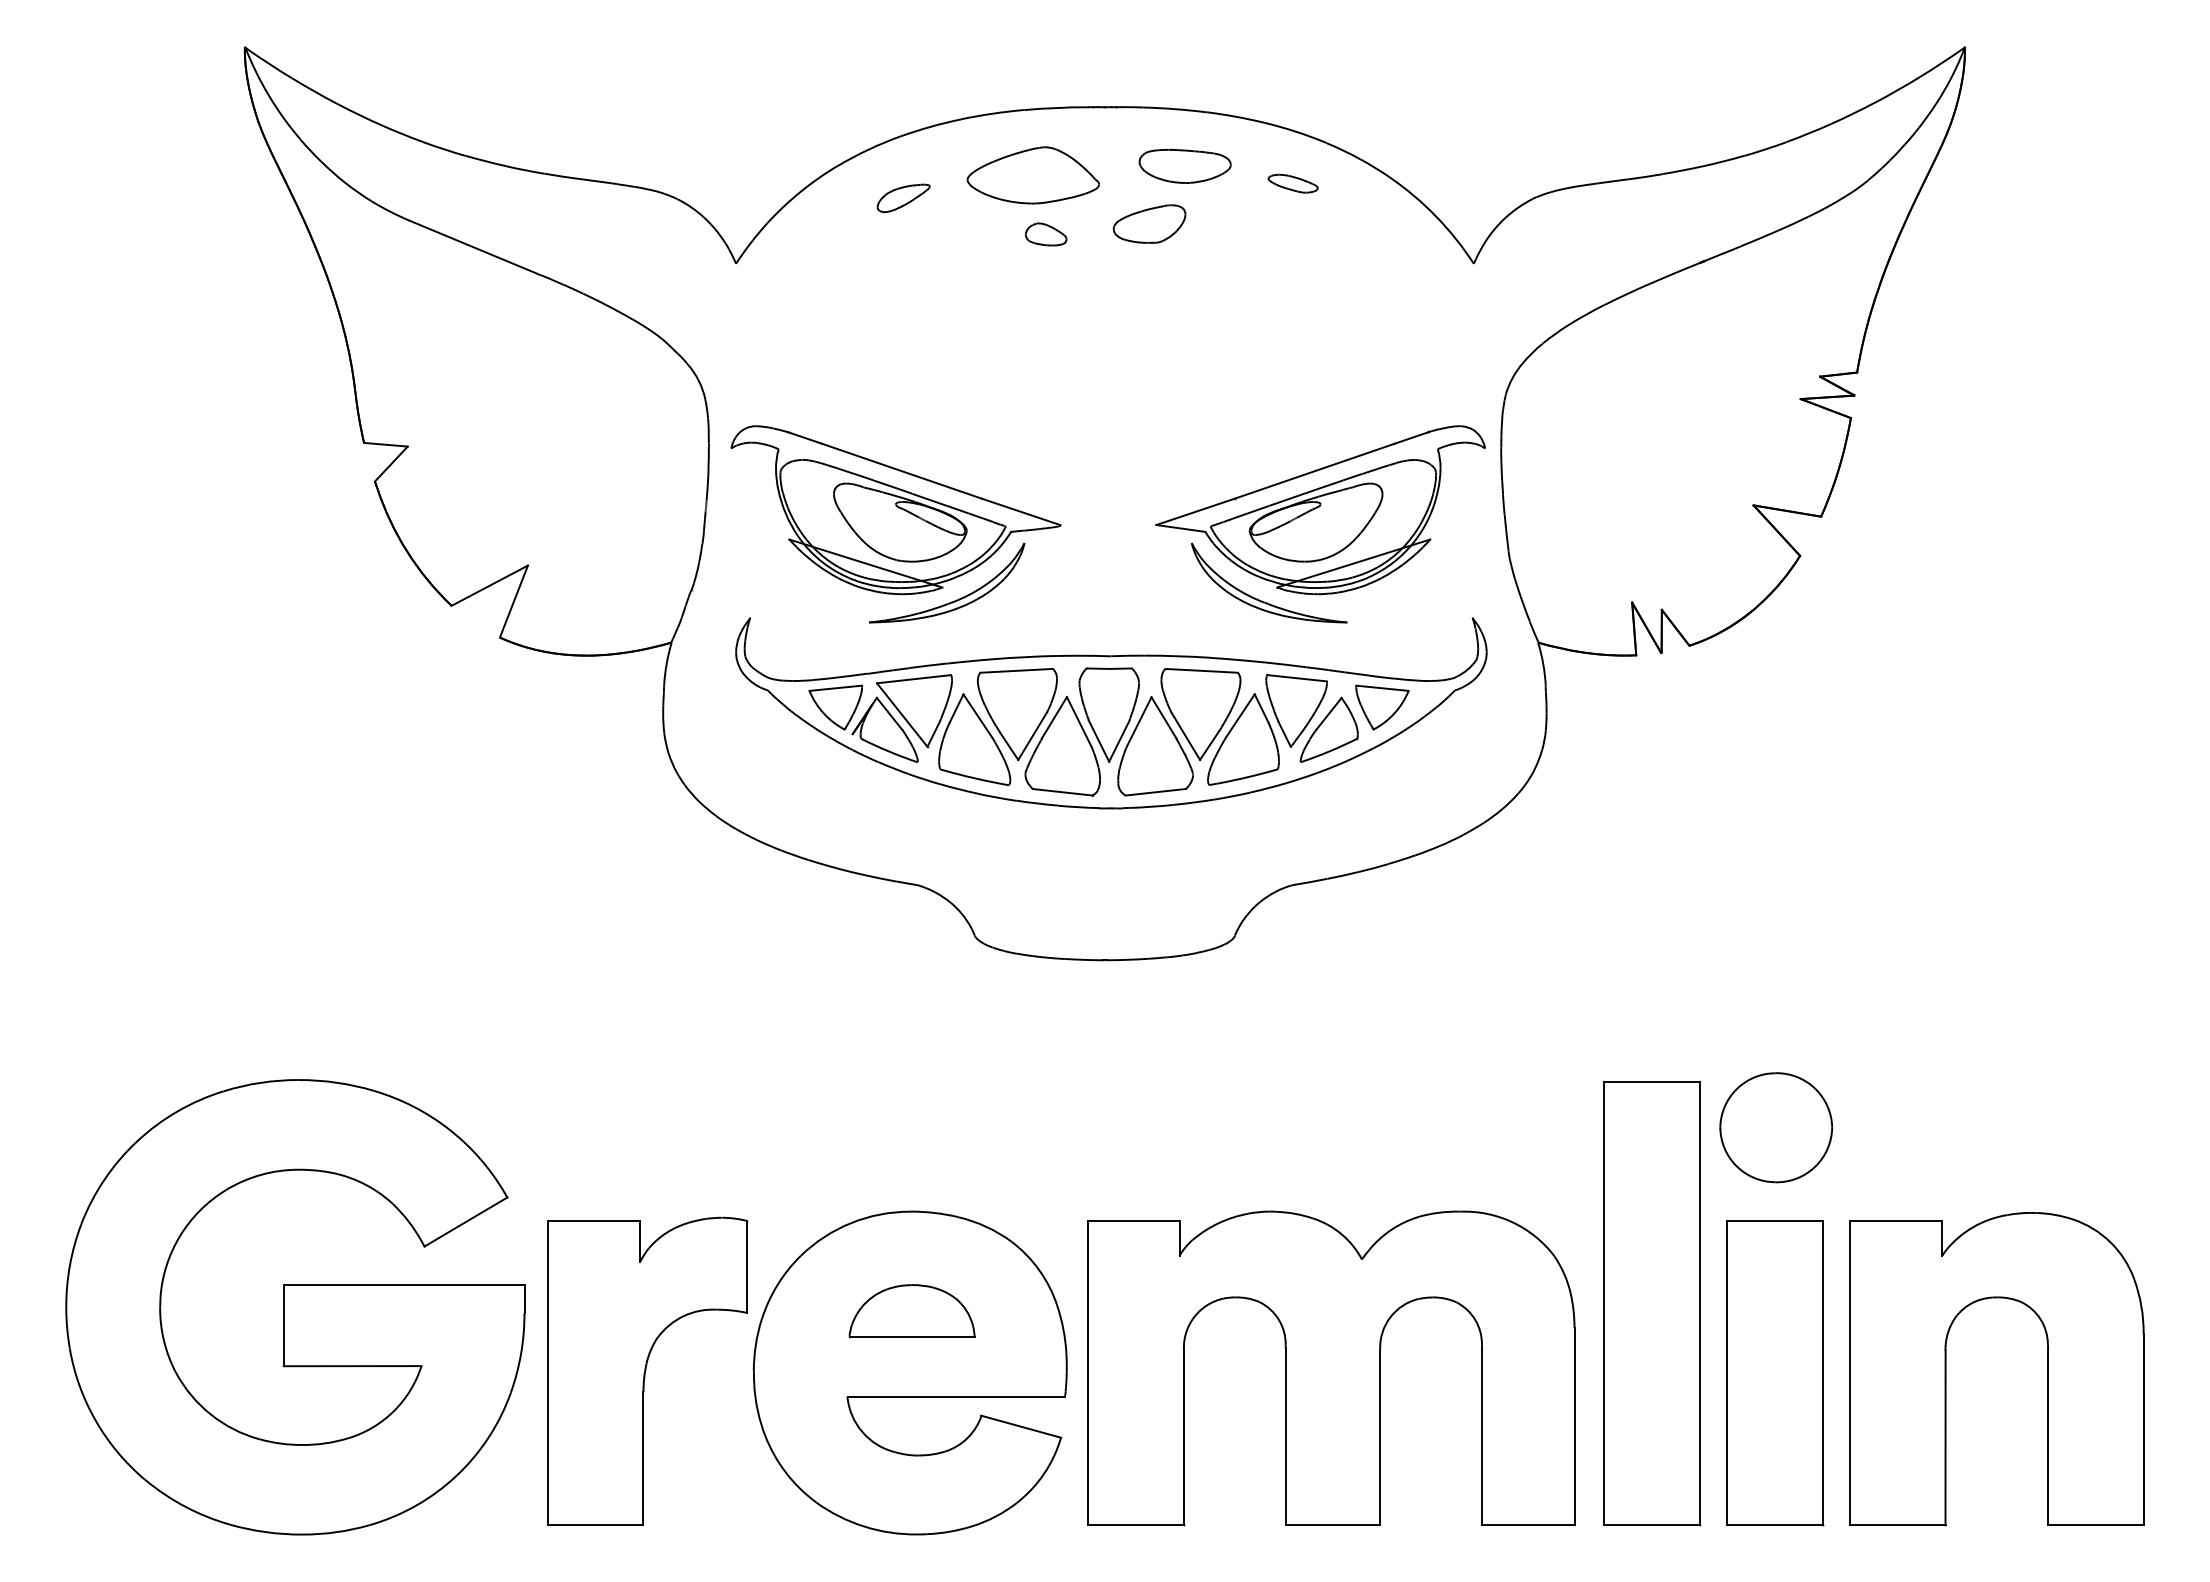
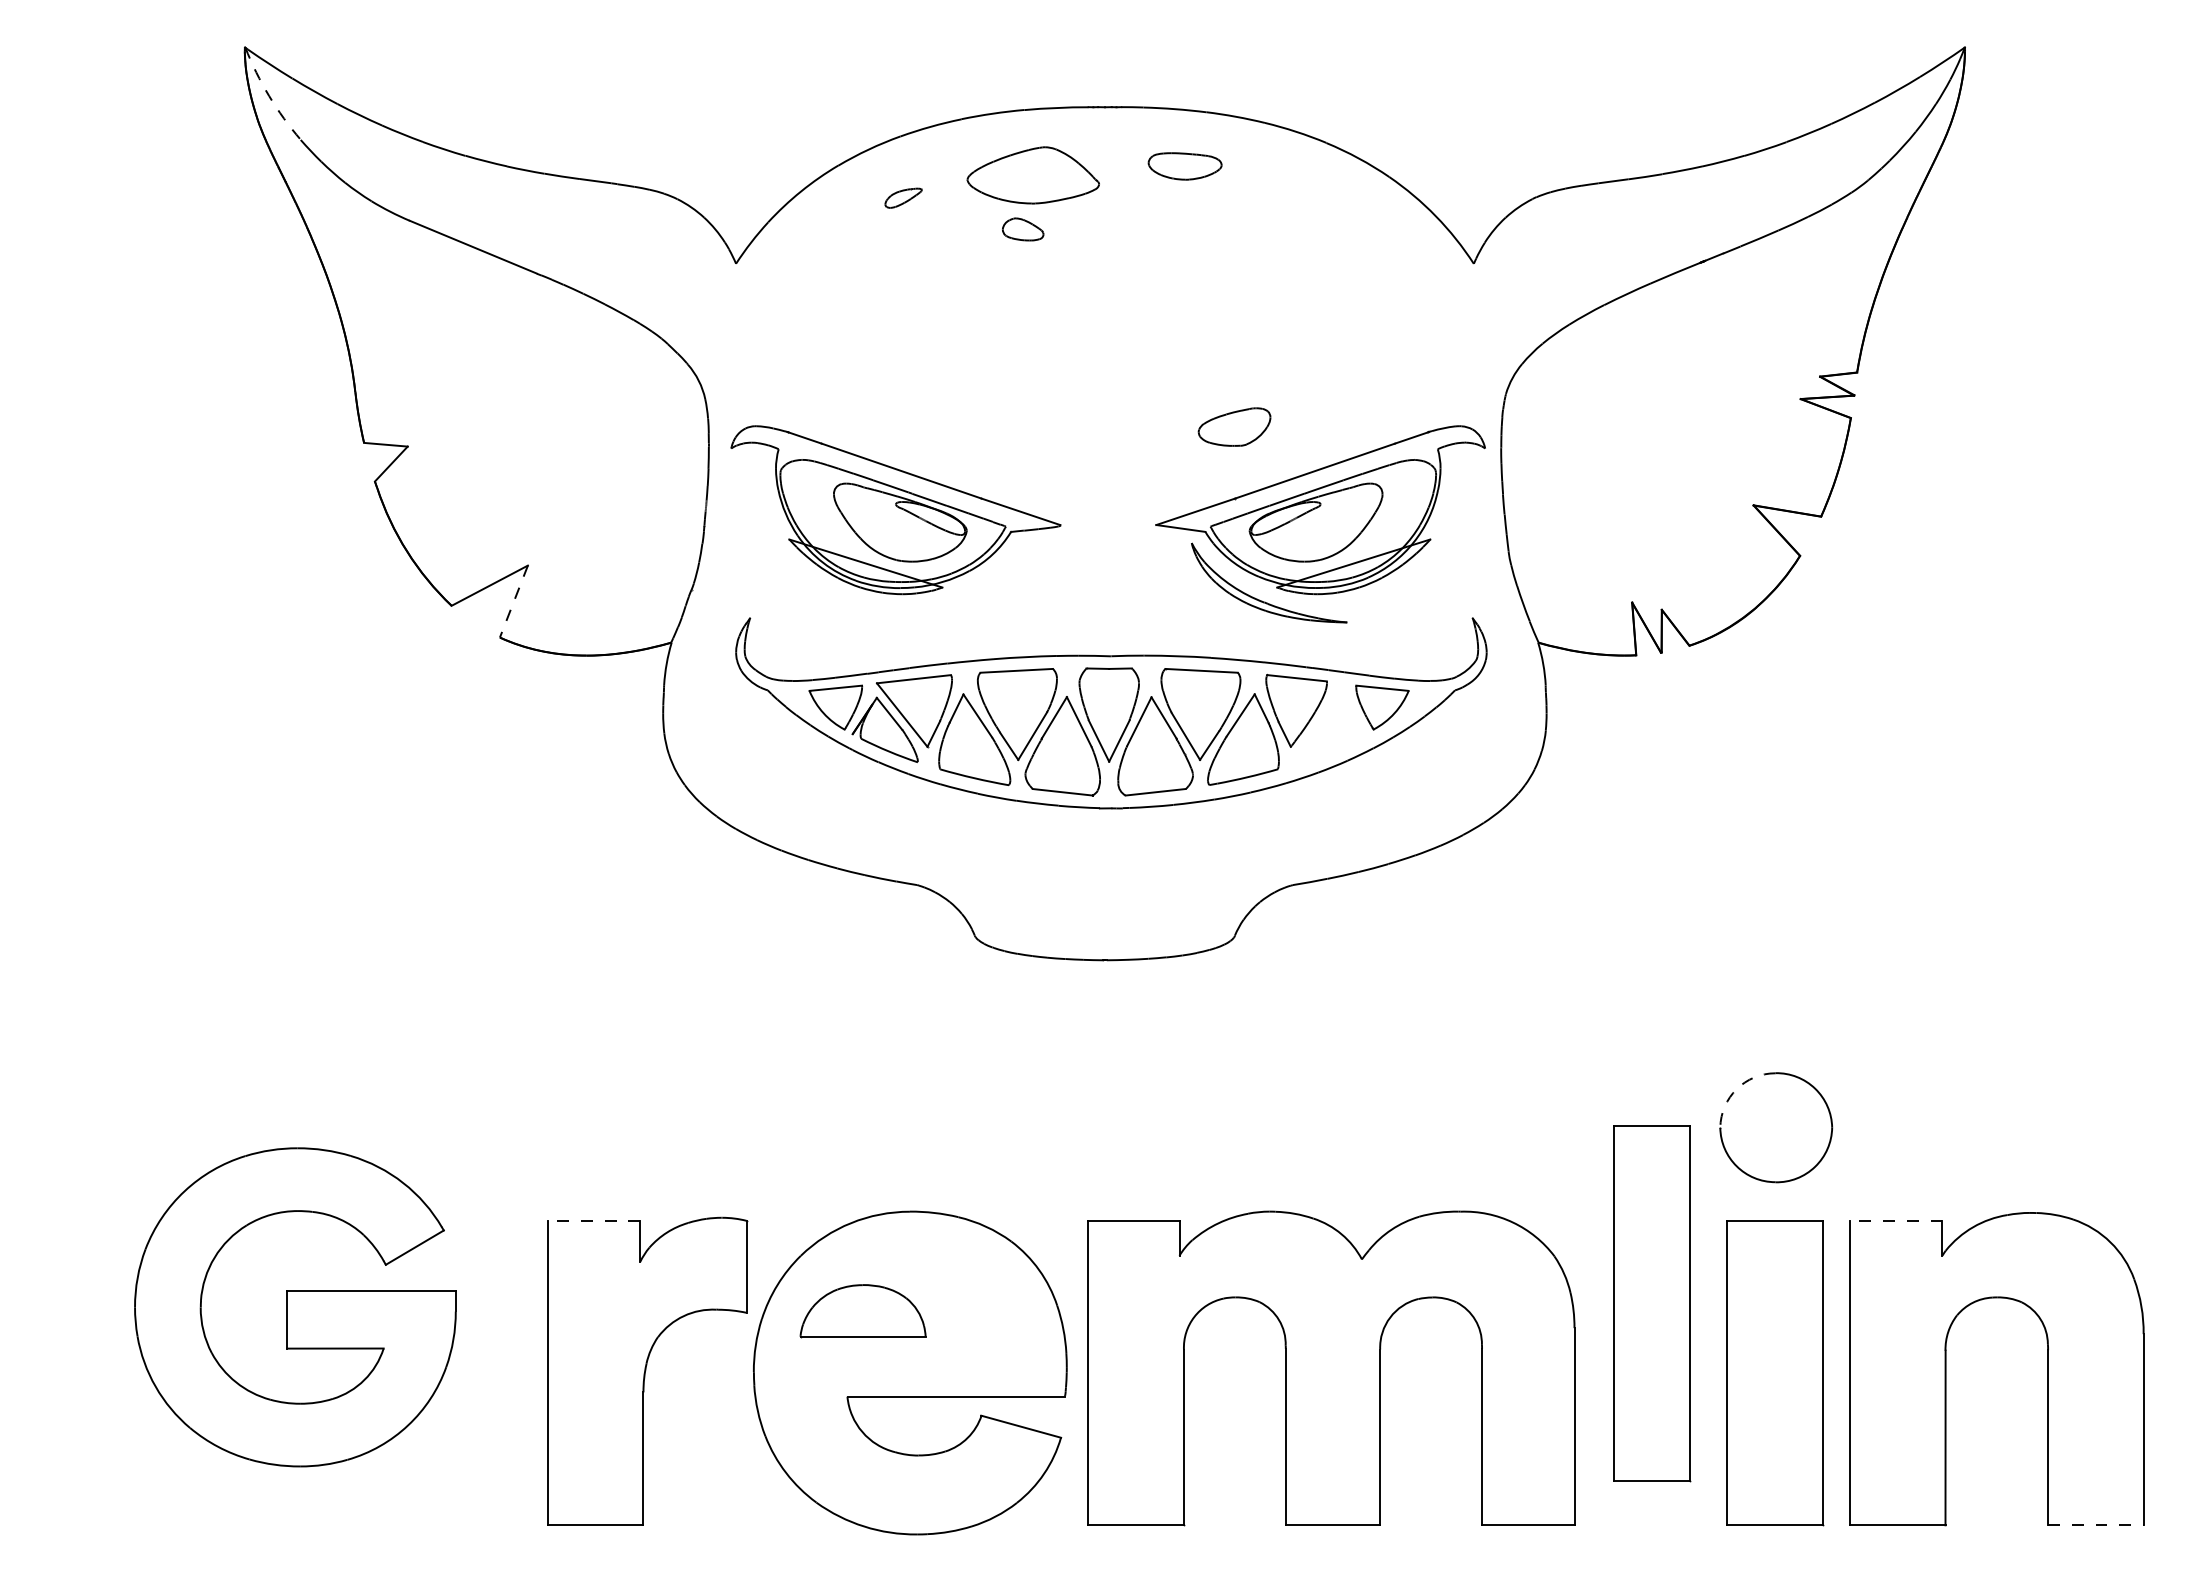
arc: solid -> dashed (269, 96)
part size: 94x35 px -> 76x29 px (1184, 166)
part: present -> none (1292, 183)
part size: 55x30 px -> 39x22 px (903, 197)
part position: (1149, 223) -> (1234, 426) (1234, 426)
part position: (1046, 234) -> (1023, 229) (1023, 229)
part: present -> none (956, 599)
line: solid -> dashed (513, 601)
part: present -> none (1328, 729)
arc: solid -> dashed (1736, 1089)
line: solid -> dashed (593, 1220)
line: solid -> dashed (1895, 1220)
part size: 99x446 px -> 79x358 px (1652, 1303)
part size: 461x457 px -> 323x321 px (295, 1307)
part position: (911, 1311) -> (862, 1311) (862, 1311)
line: solid -> dashed (2095, 1525)
